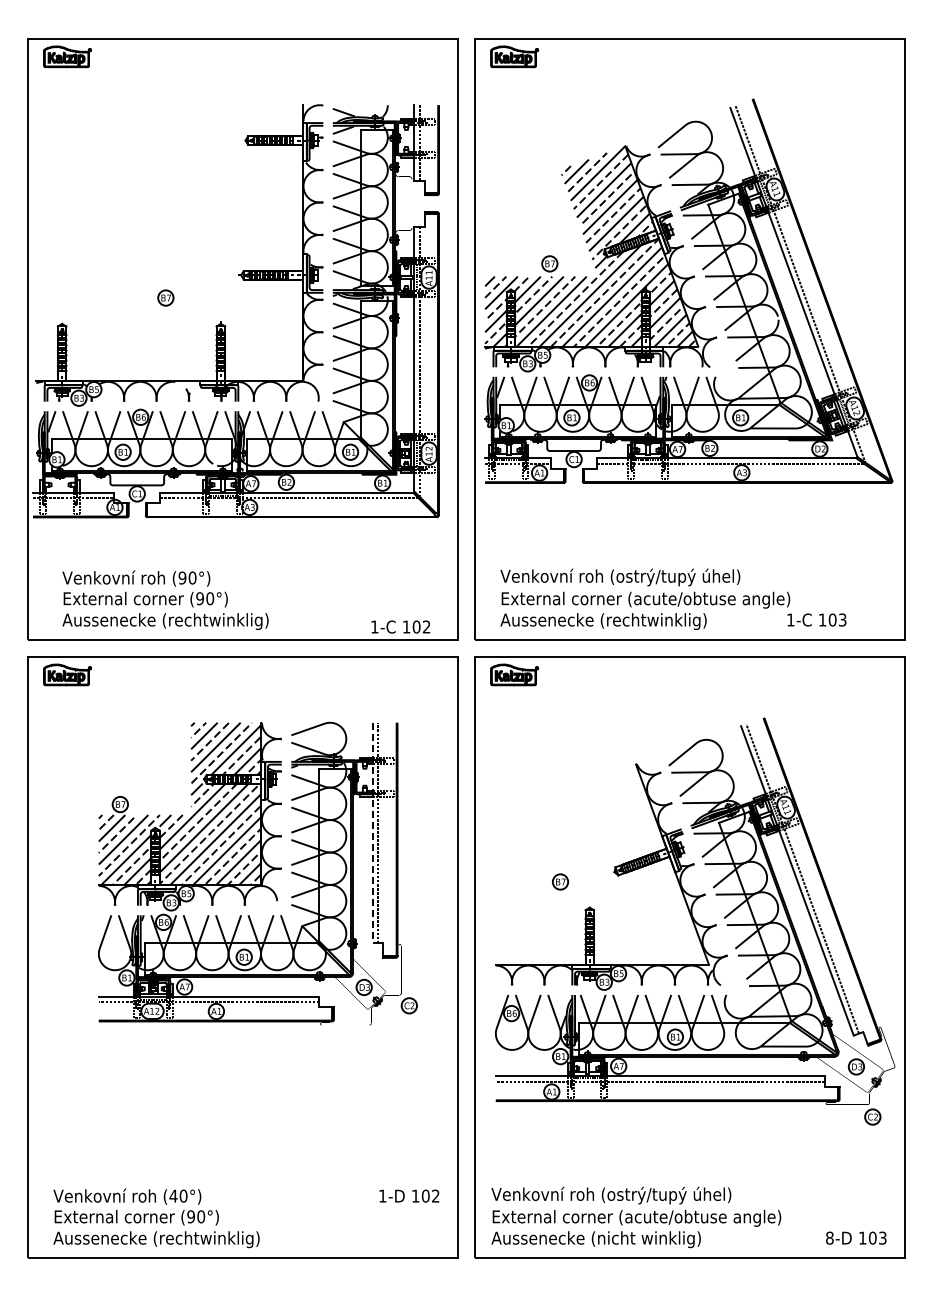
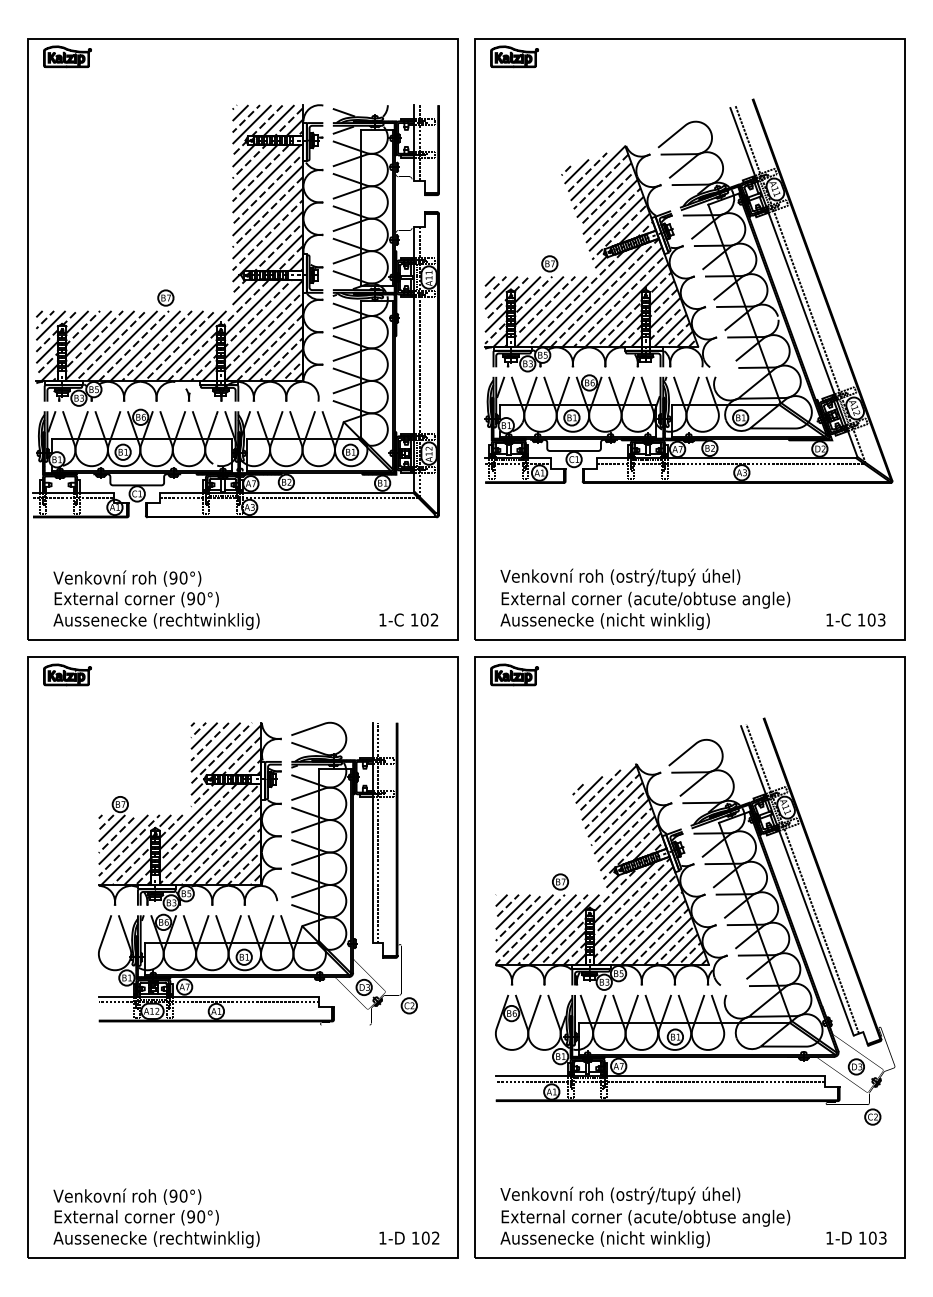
hatch: none -> present (169, 242)
text position: (165, 599) -> (156, 599) (156, 599)
text position: (816, 619) -> (855, 619) (855, 619)
text: Aussenecke (rechtwinklig) -> Aussenecke (nicht winklig) (660, 621)
text position: (400, 626) -> (408, 619) (408, 619)
line: dashed -> solid (372, 833)
hatch: none -> present (601, 864)
text: (40°) -> (90°) (173, 1195)
text position: (409, 1195) -> (409, 1237) (409, 1237)
text position: (636, 1217) -> (645, 1217) (645, 1217)
text: 8-D -> 1-D (829, 1237)
